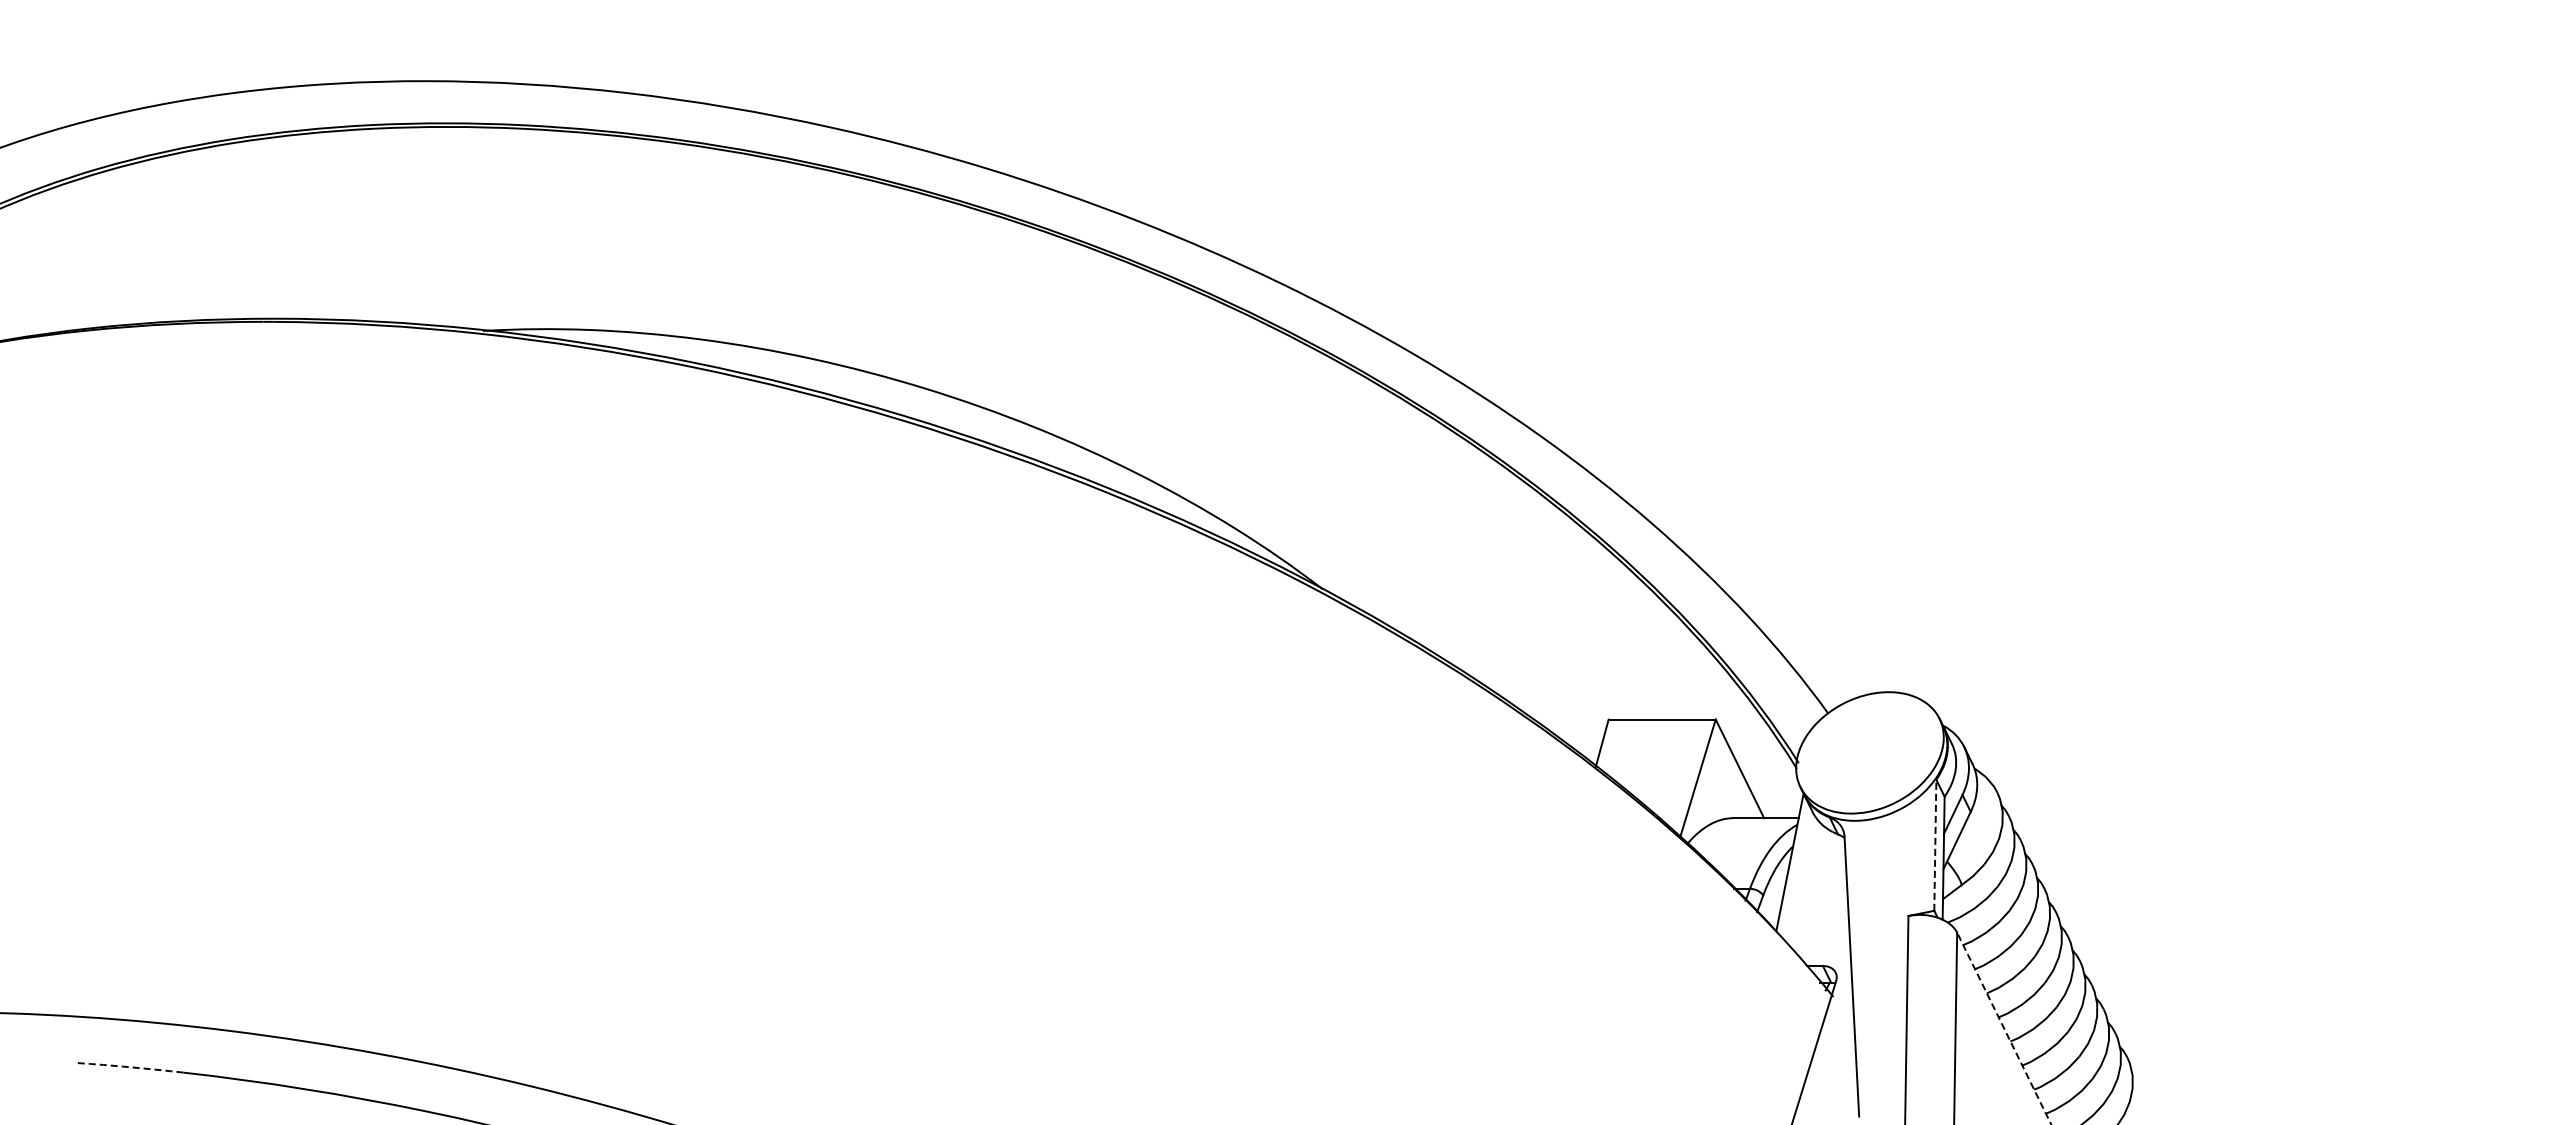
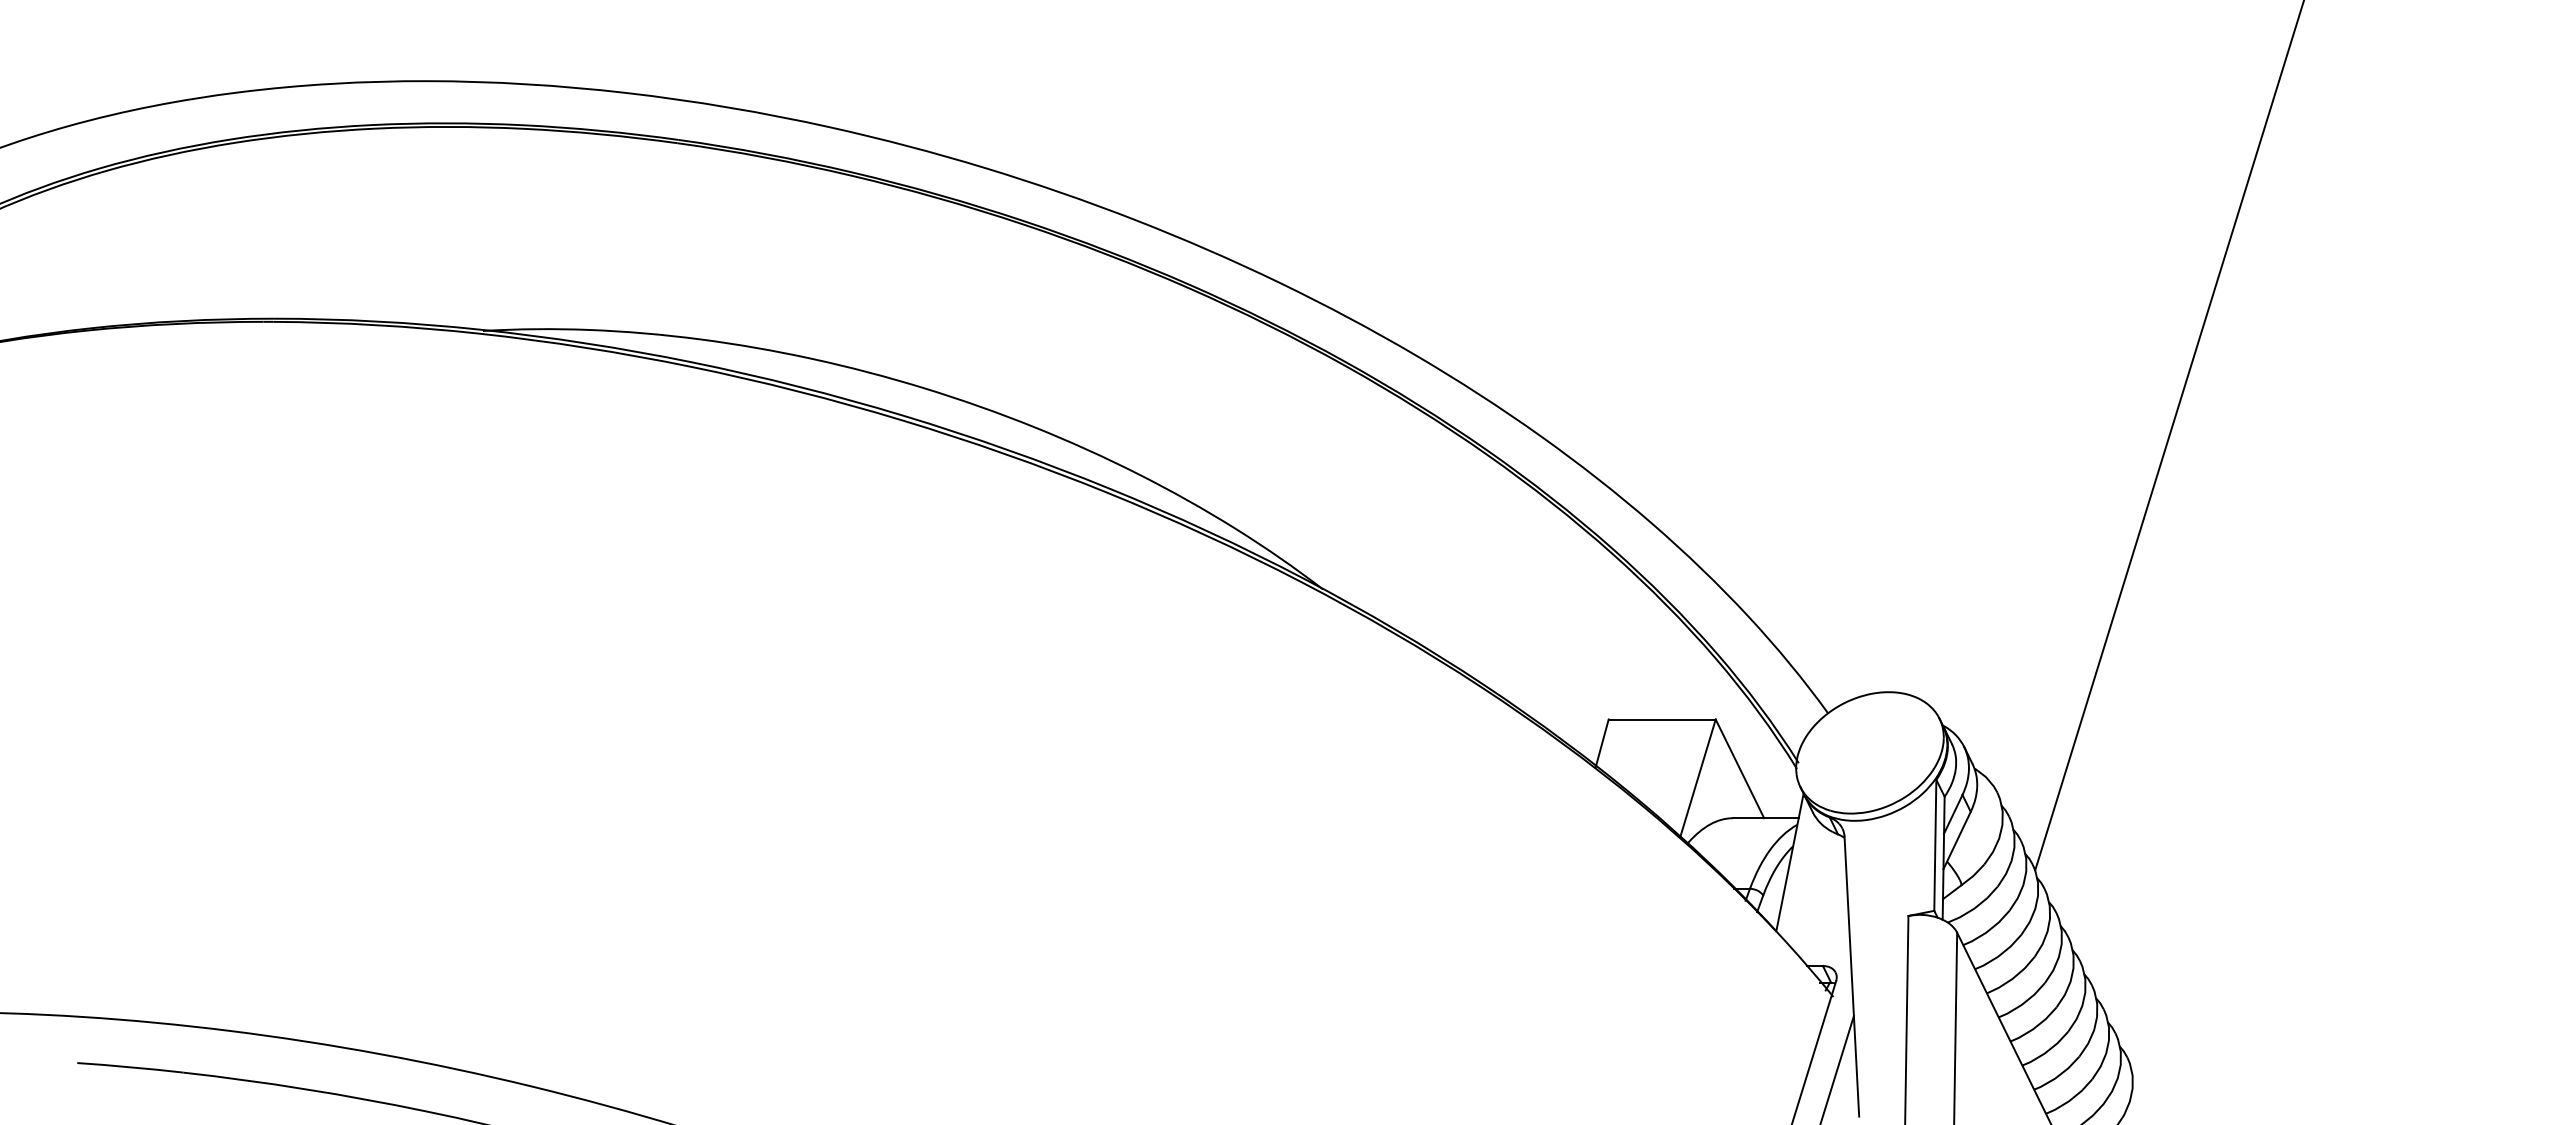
line: none -> present (2169, 436)
line: dashed -> solid (1935, 844)
line: dashed -> solid (2004, 1028)
arc: dashed -> solid (130, 1067)
line: none -> present (1837, 1068)
